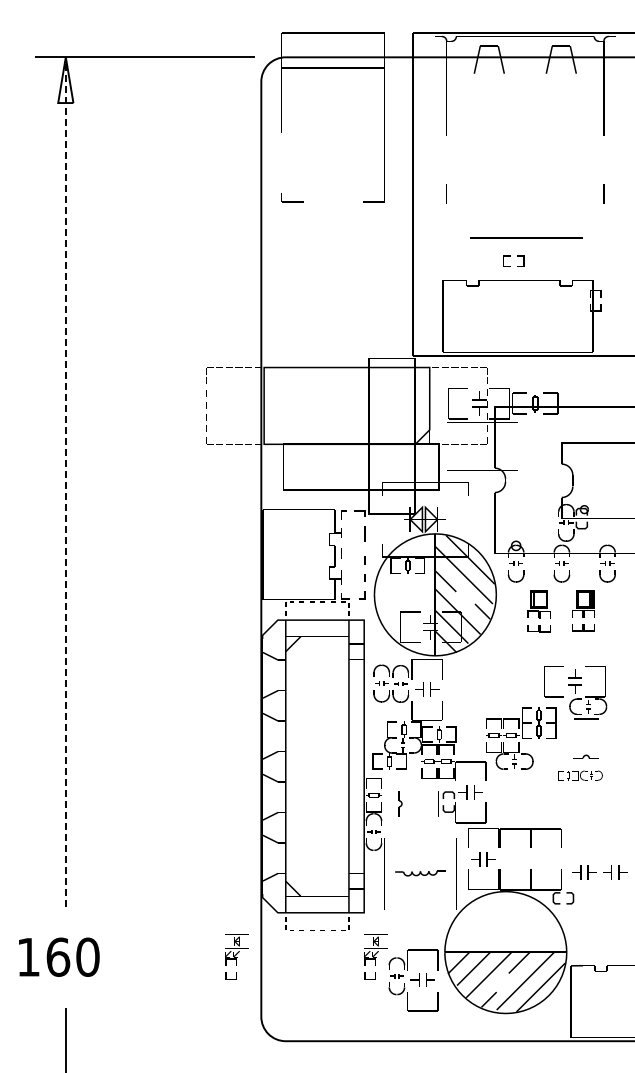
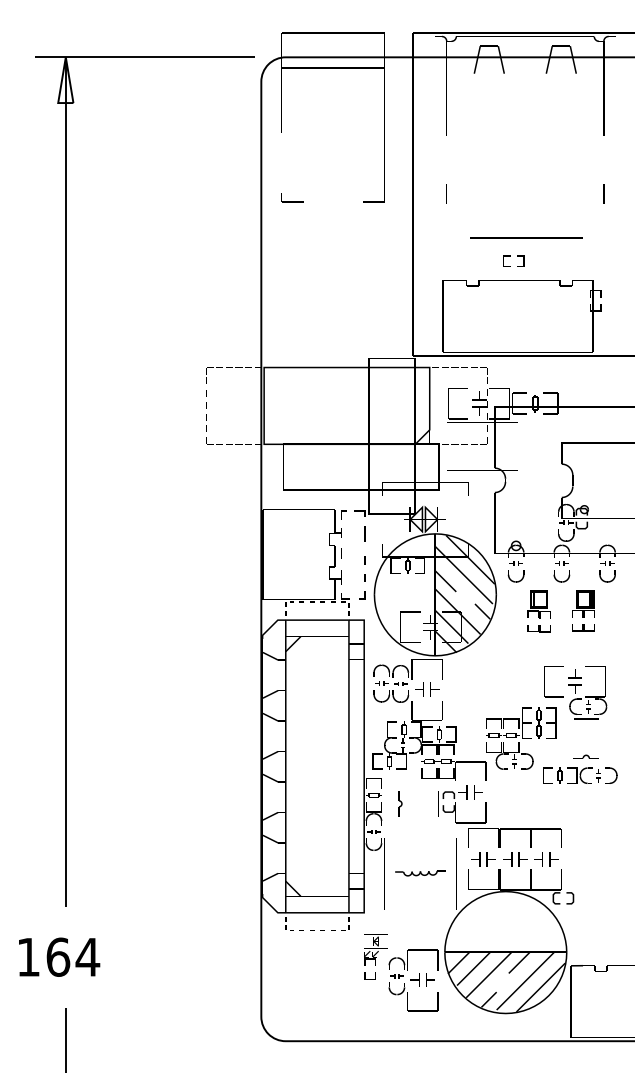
line: dashed -> solid (65, 481)
part size: 45x11 px -> 75x17 px (580, 775)
part position: (599, 872) -> (530, 859) (530, 859)
text: 160 -> 164 (87, 956)
part: present -> none (236, 956)
